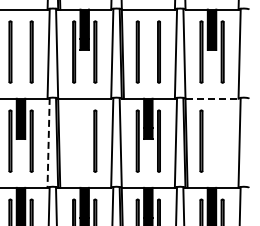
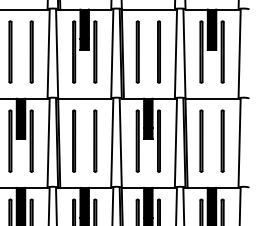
line: dashed -> solid (212, 98)
line: none -> present (74, 140)
line: none -> present (222, 140)
line: dashed -> solid (48, 142)
